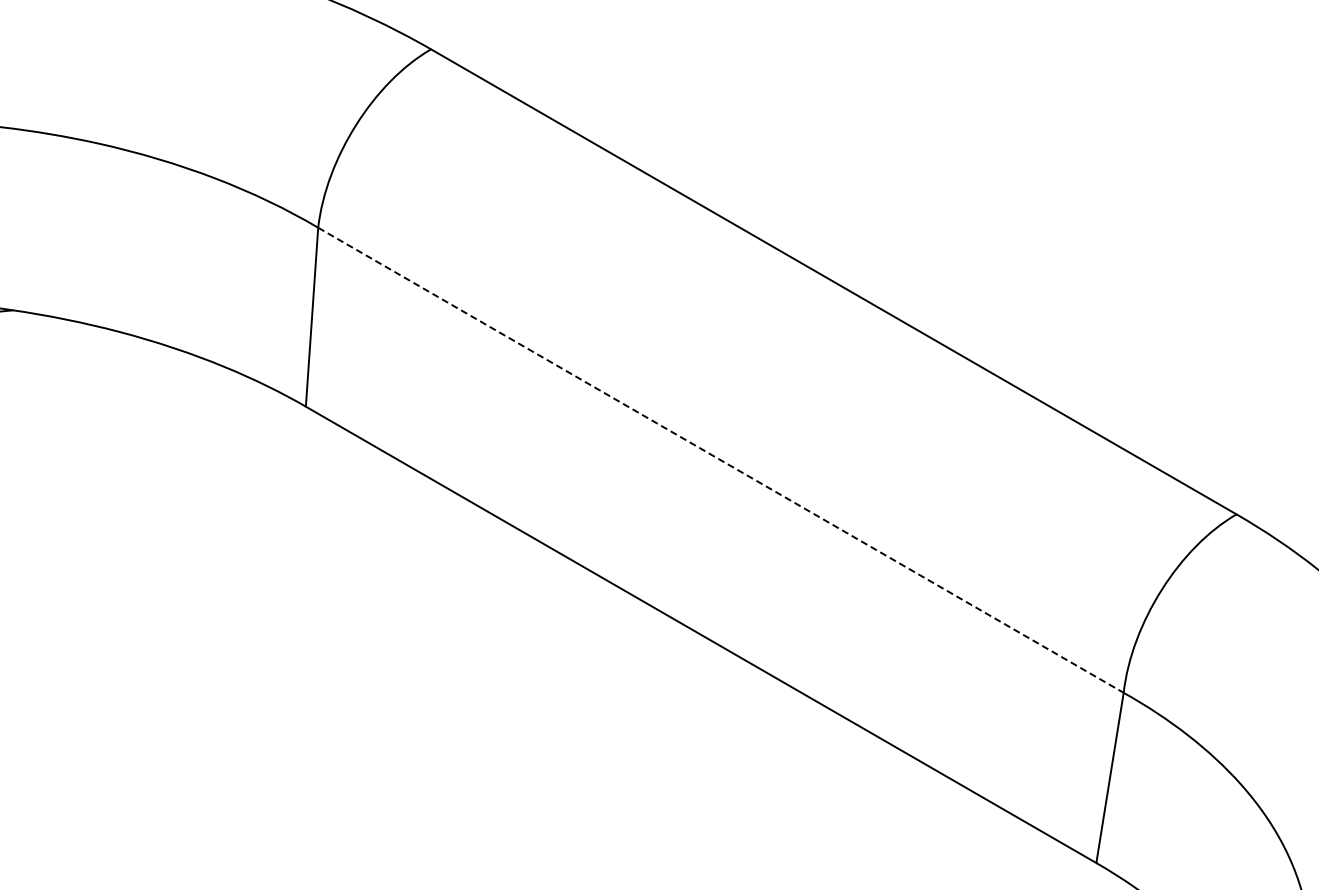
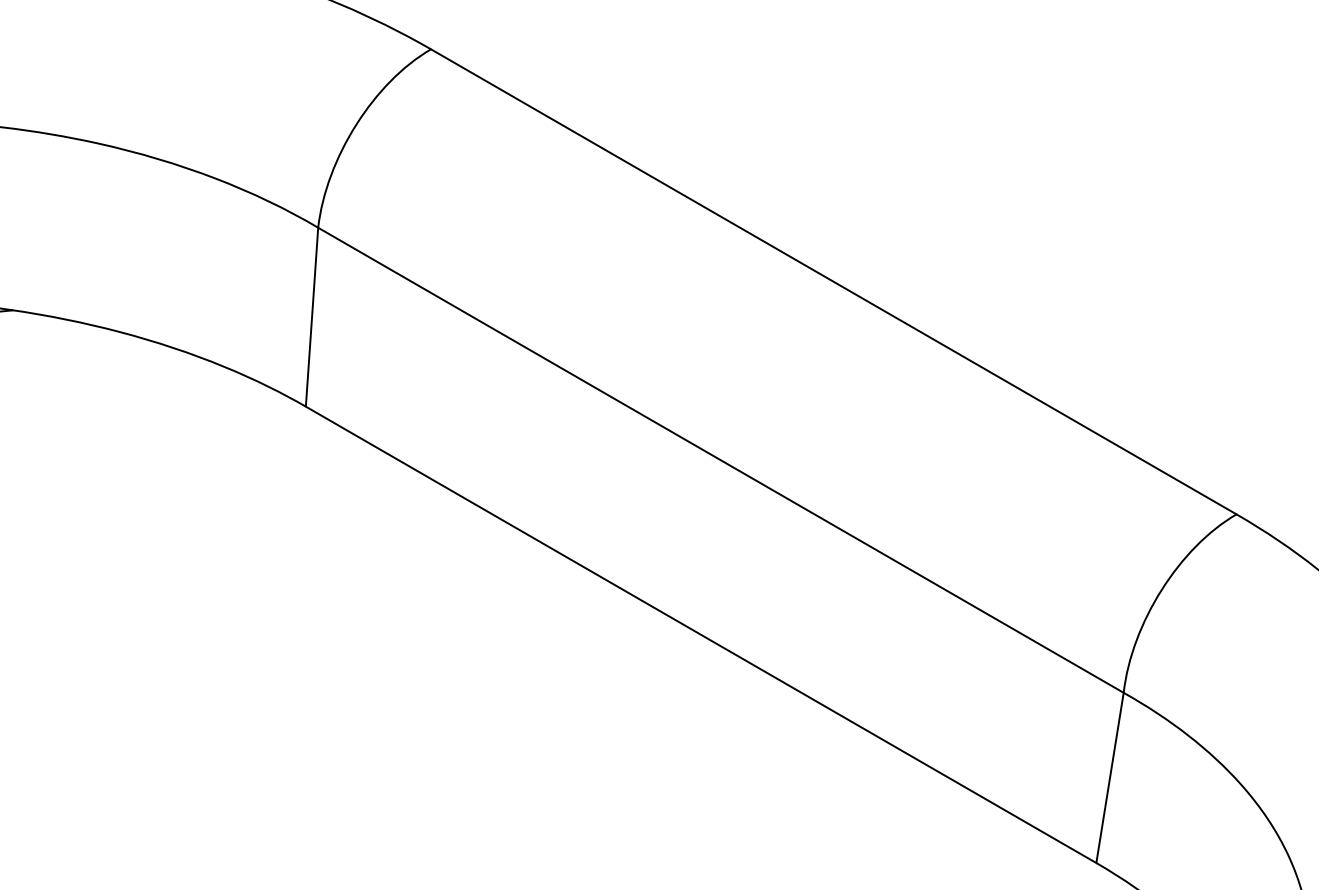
line: dashed -> solid (721, 460)
